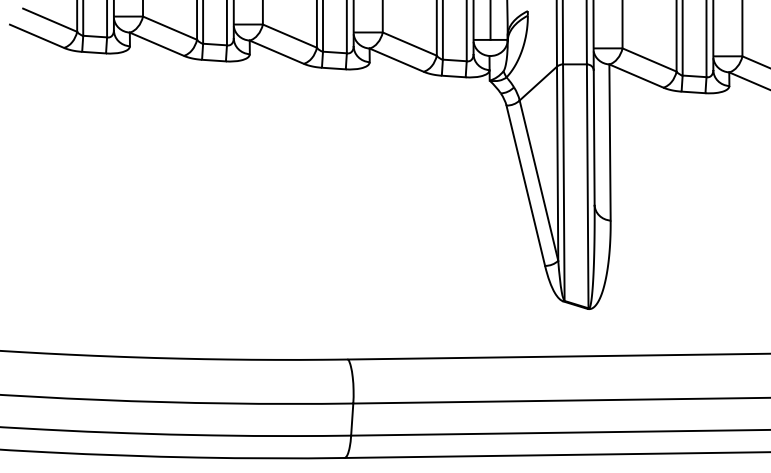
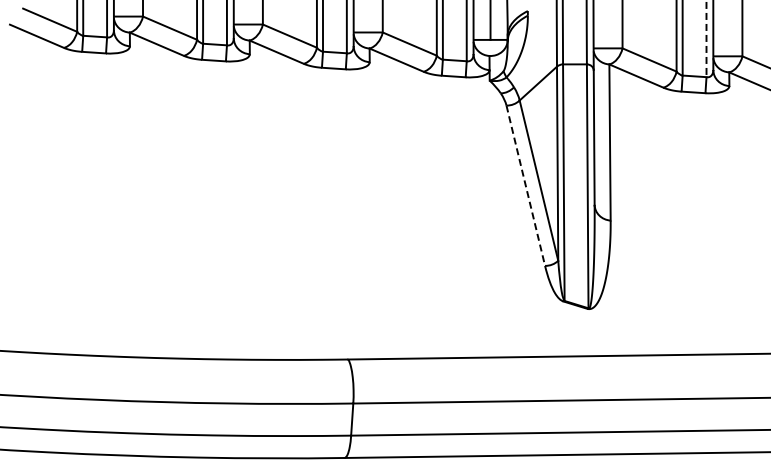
line: solid -> dashed (706, 39)
line: solid -> dashed (525, 186)
